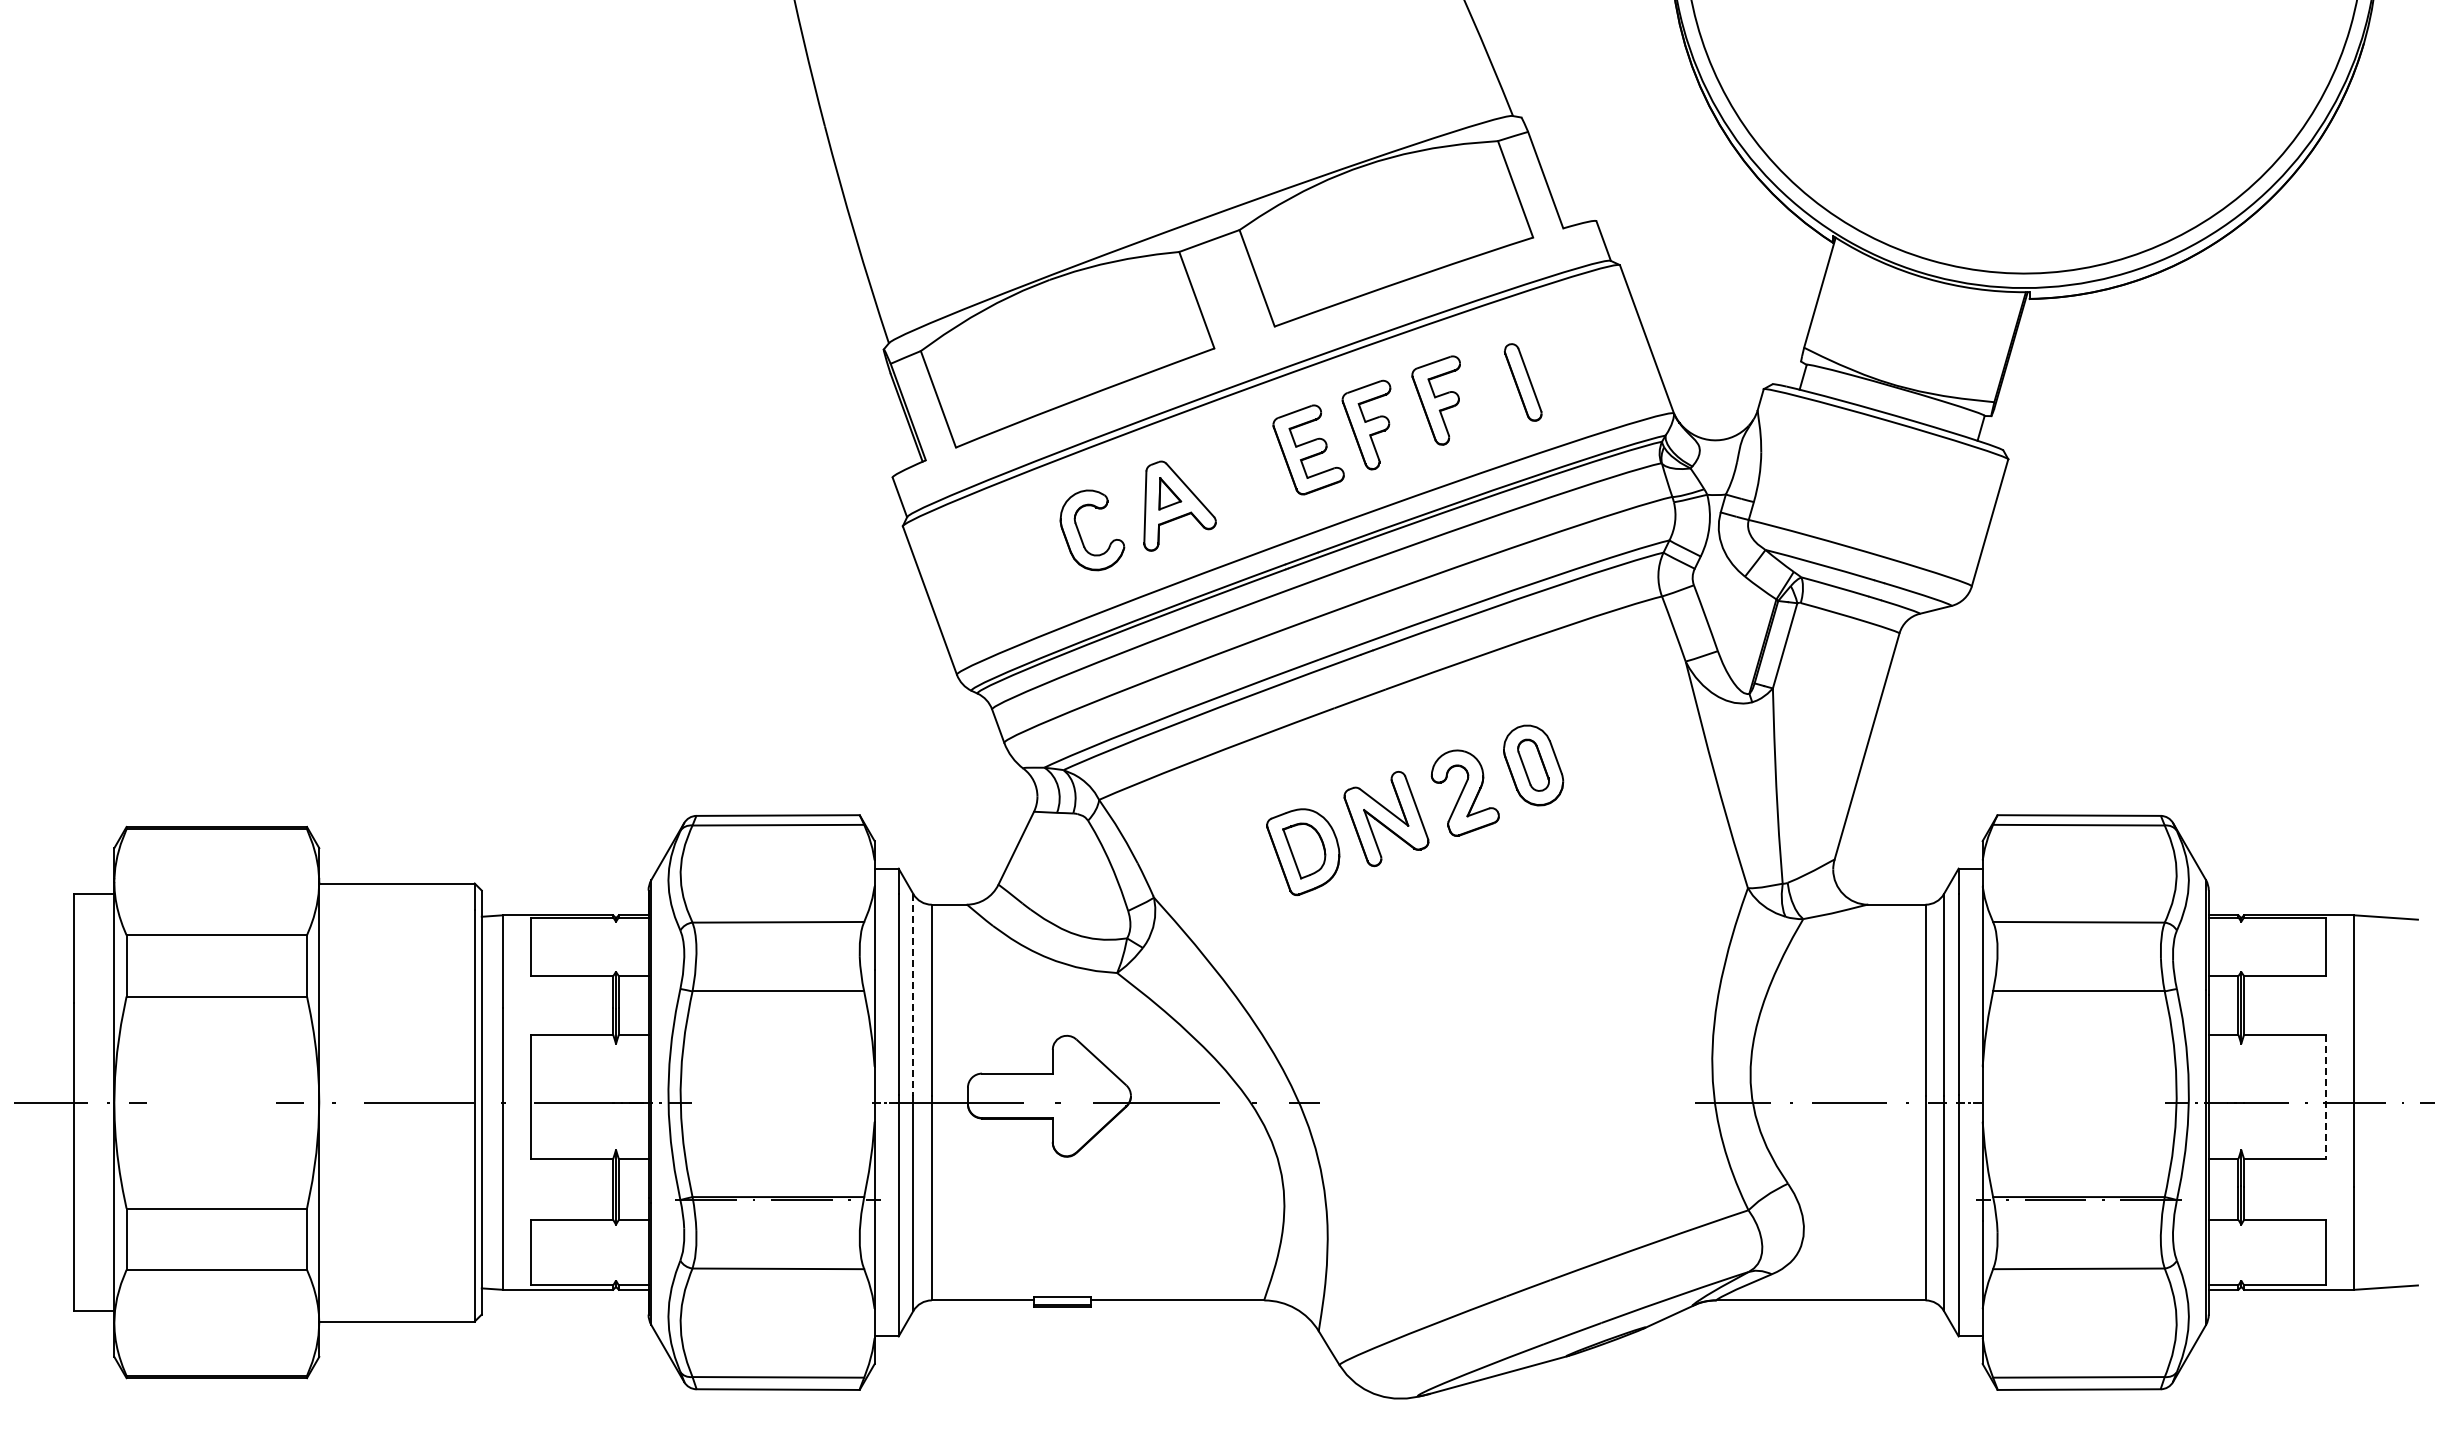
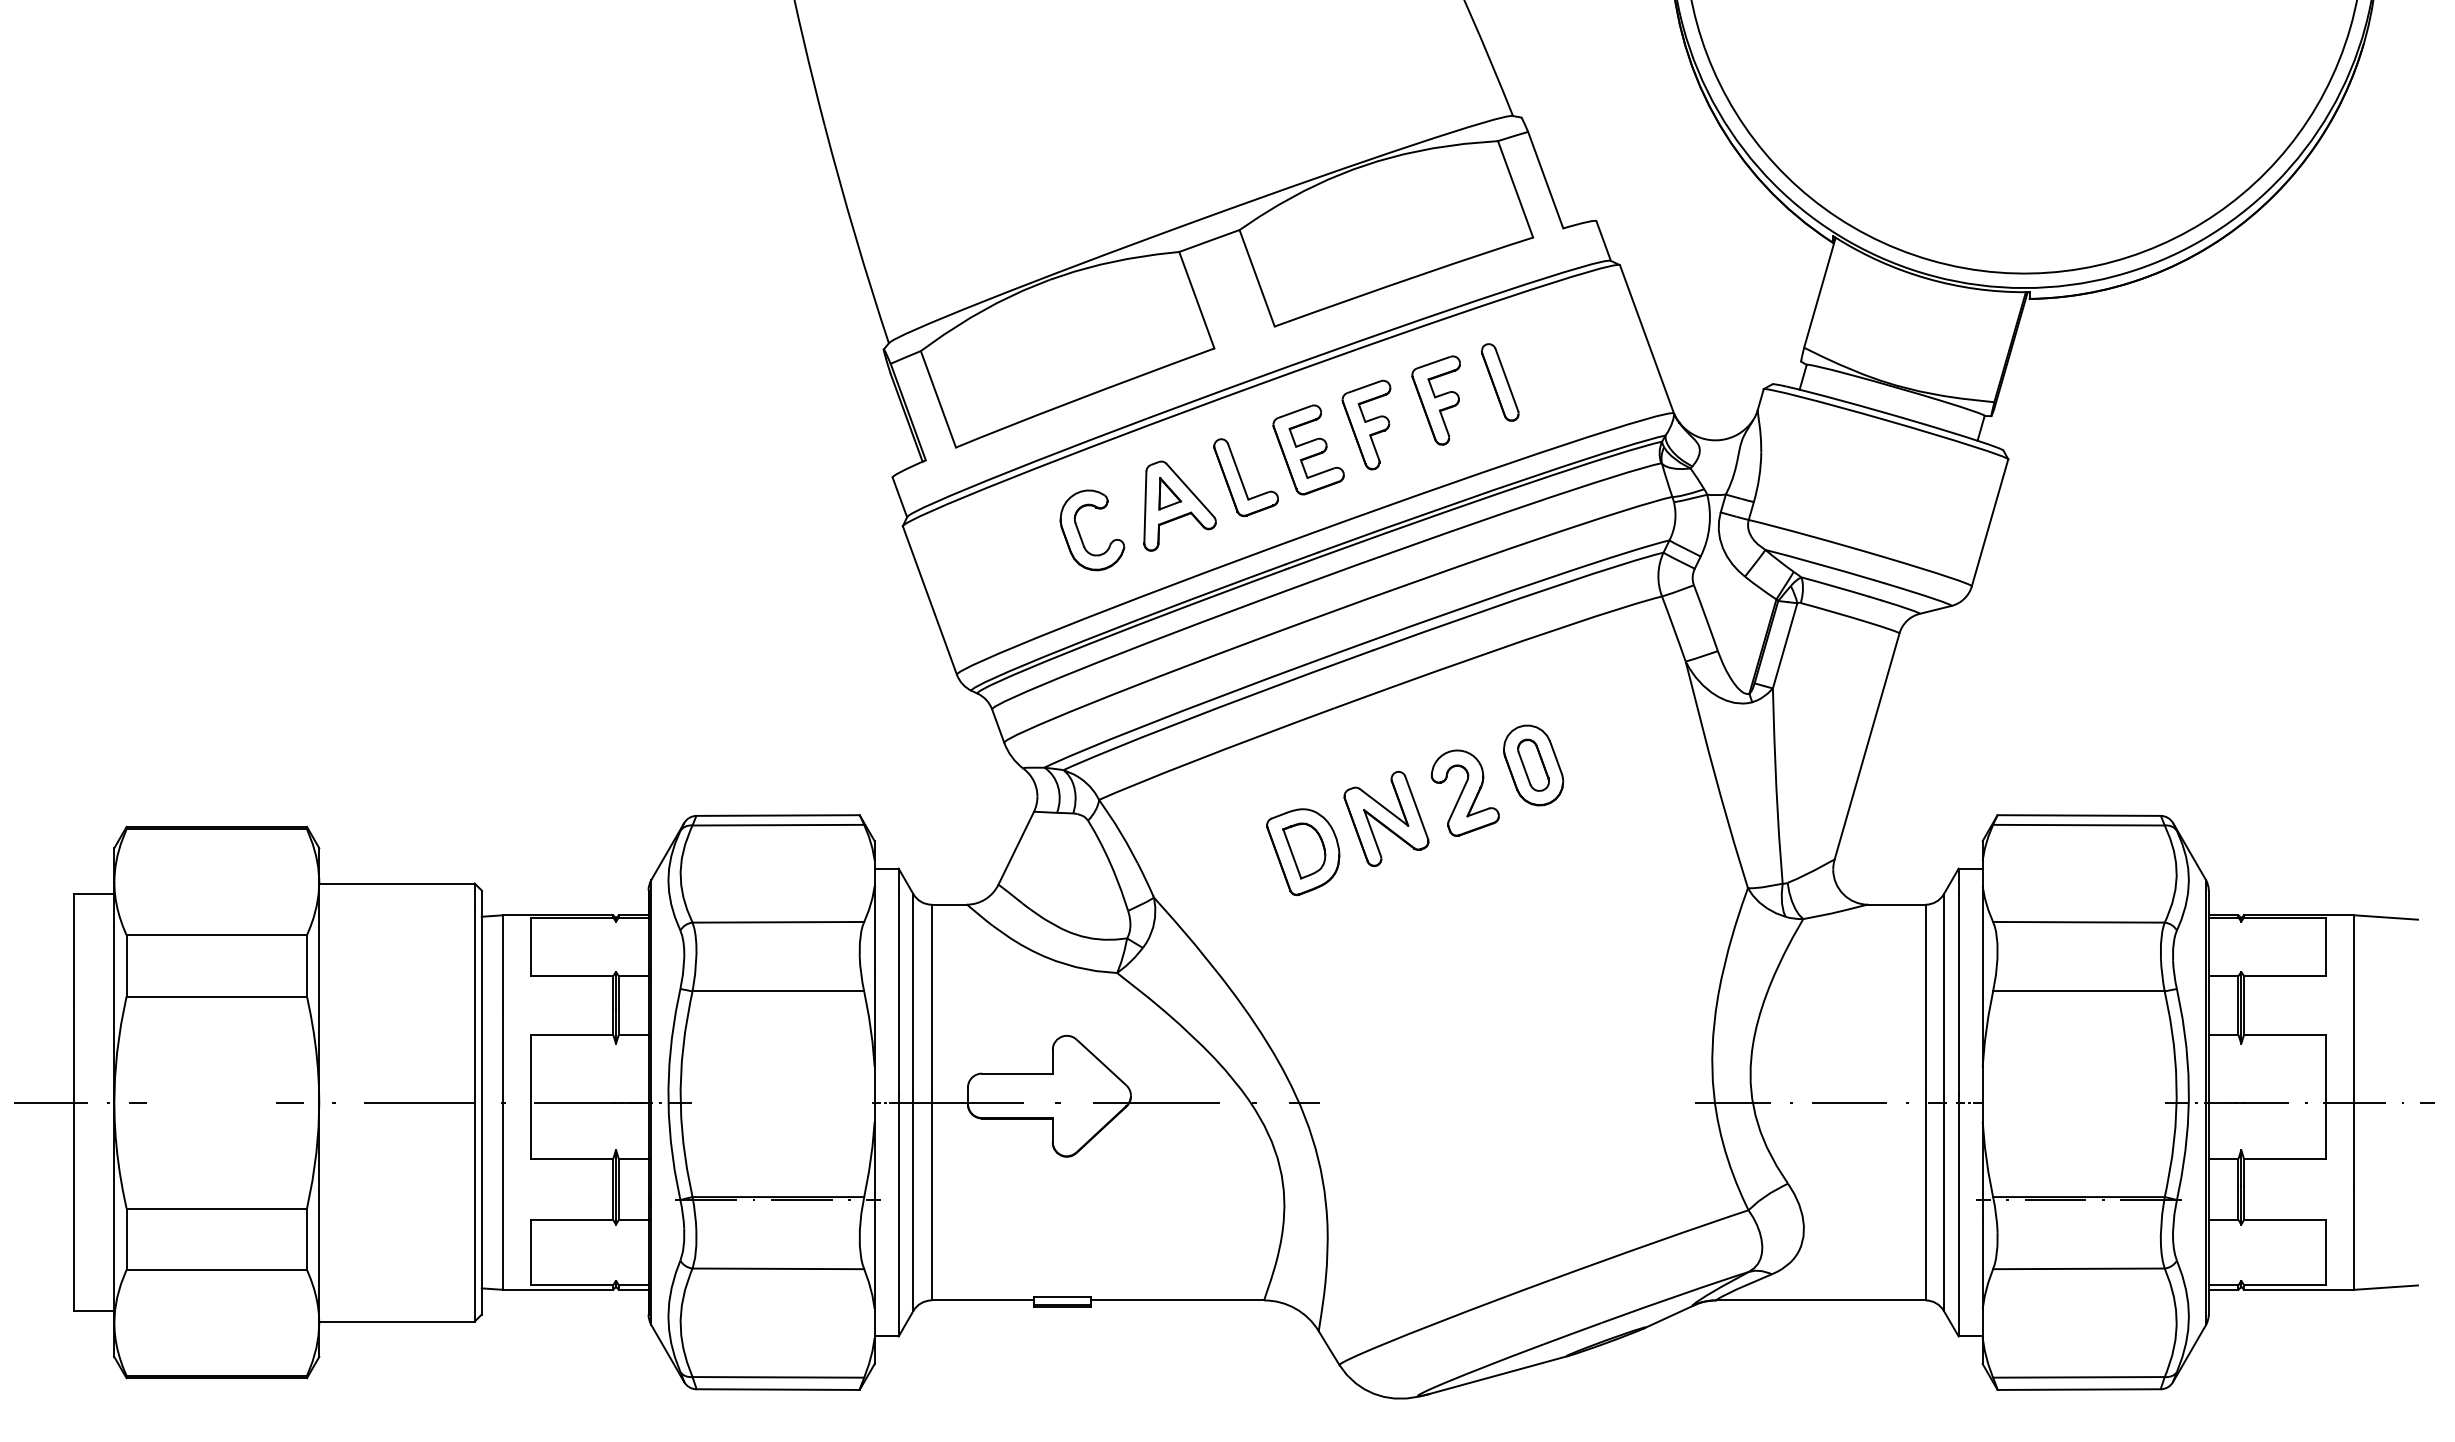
part position: (1522, 382) -> (1499, 382) (1499, 382)
part: none -> present (1245, 477)
line: dashed -> solid (913, 995)
line: dashed -> solid (2326, 1097)
